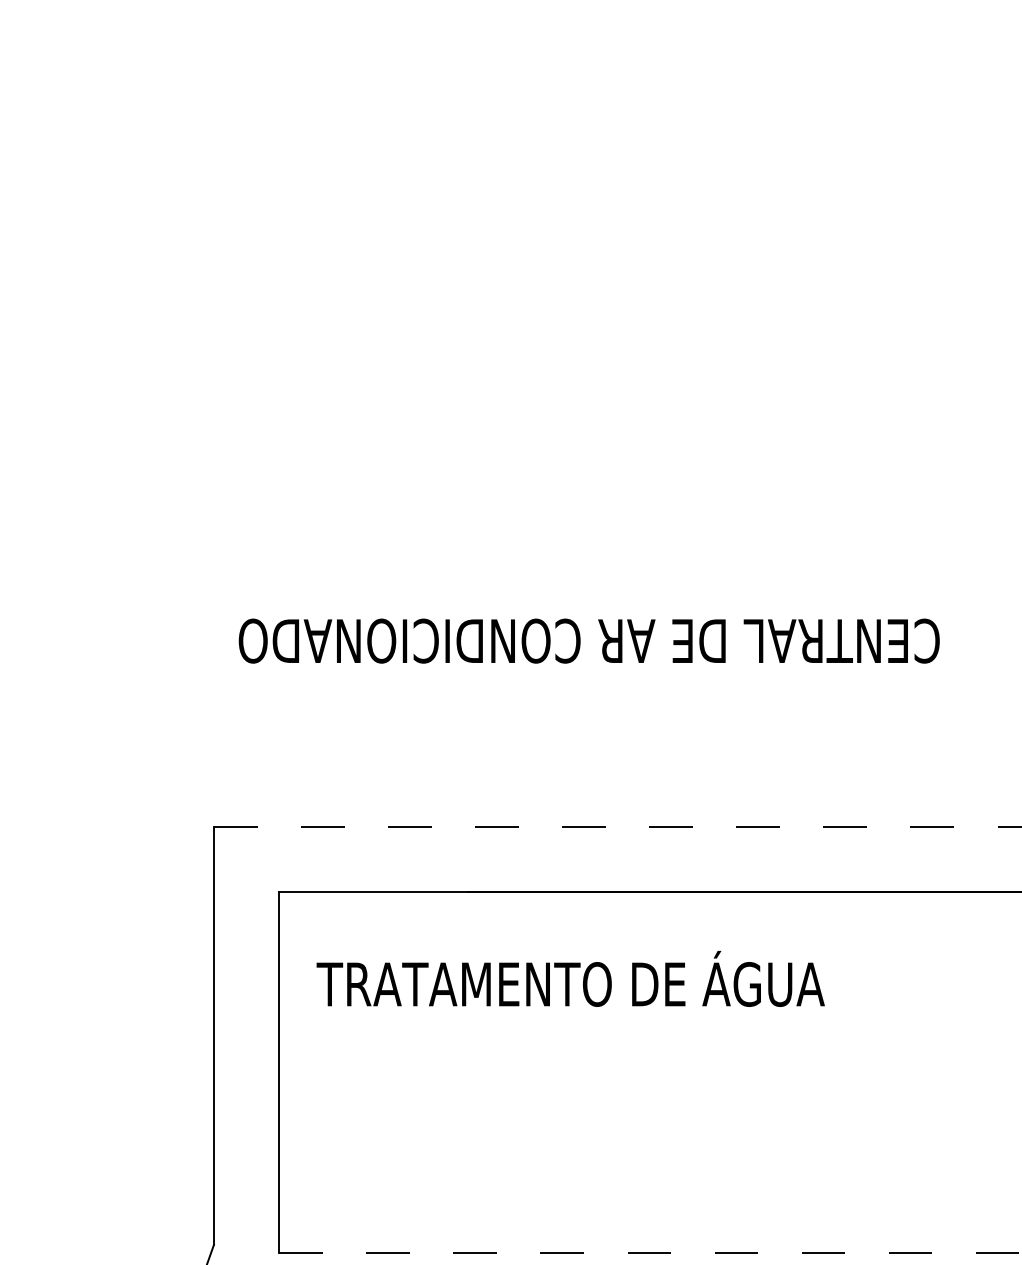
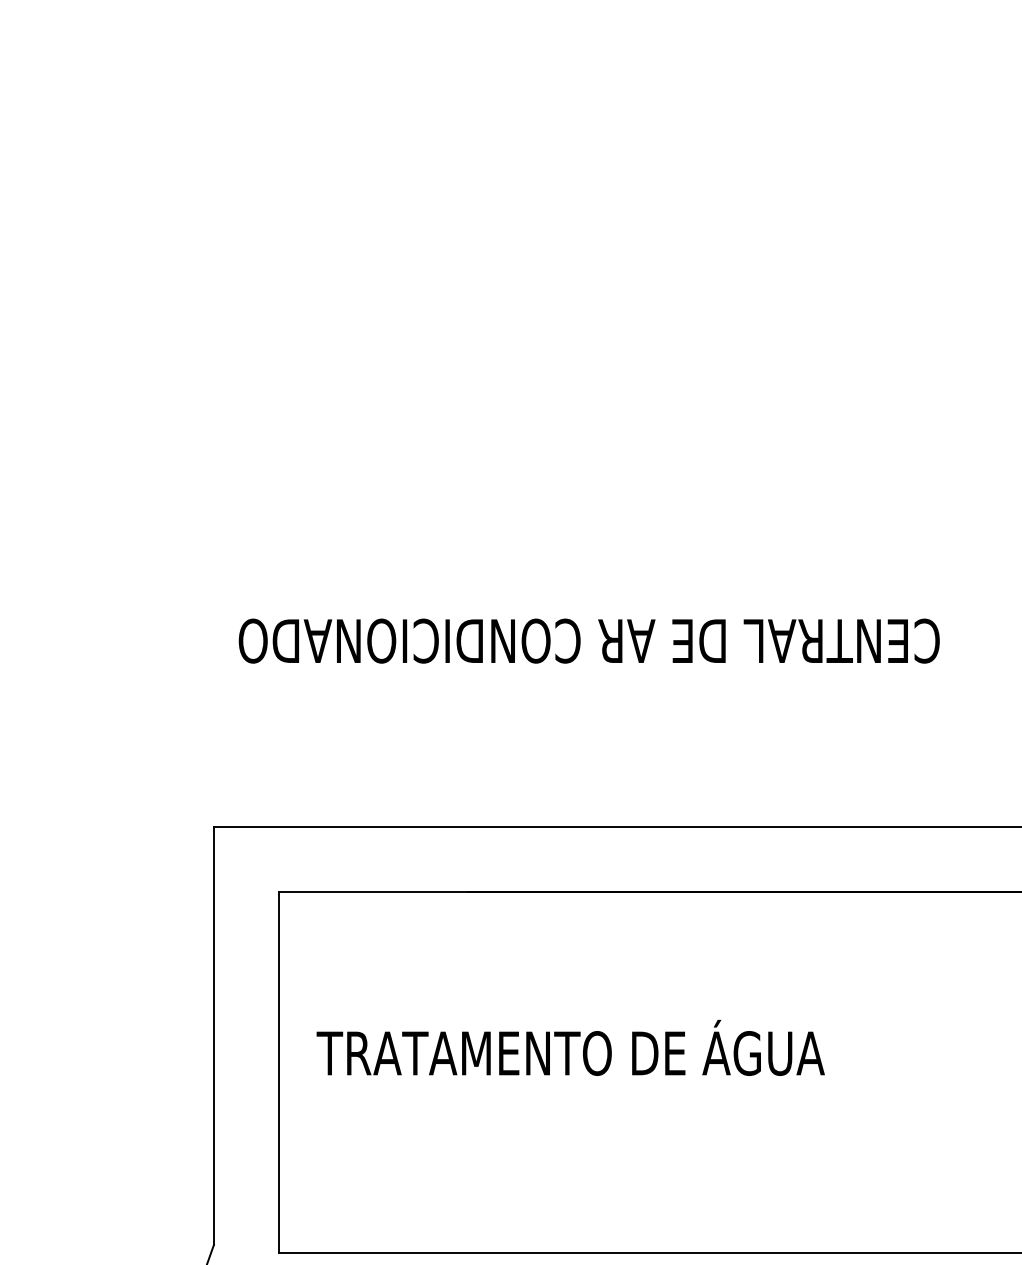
line: dashed -> solid (617, 826)
text position: (570, 978) -> (570, 1047) (570, 1047)
line: dashed -> solid (651, 1253)
